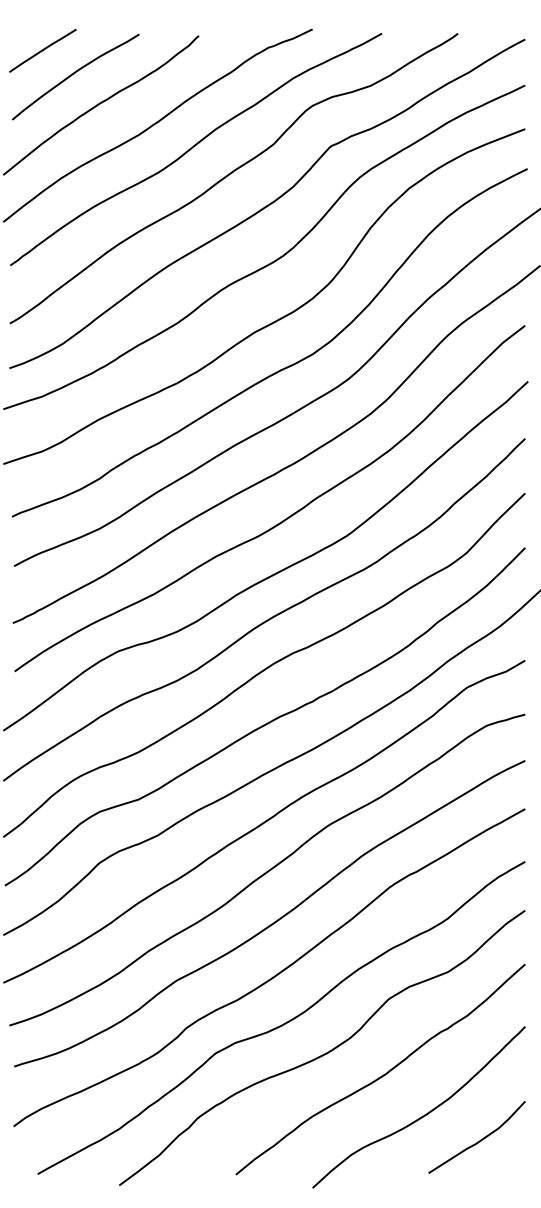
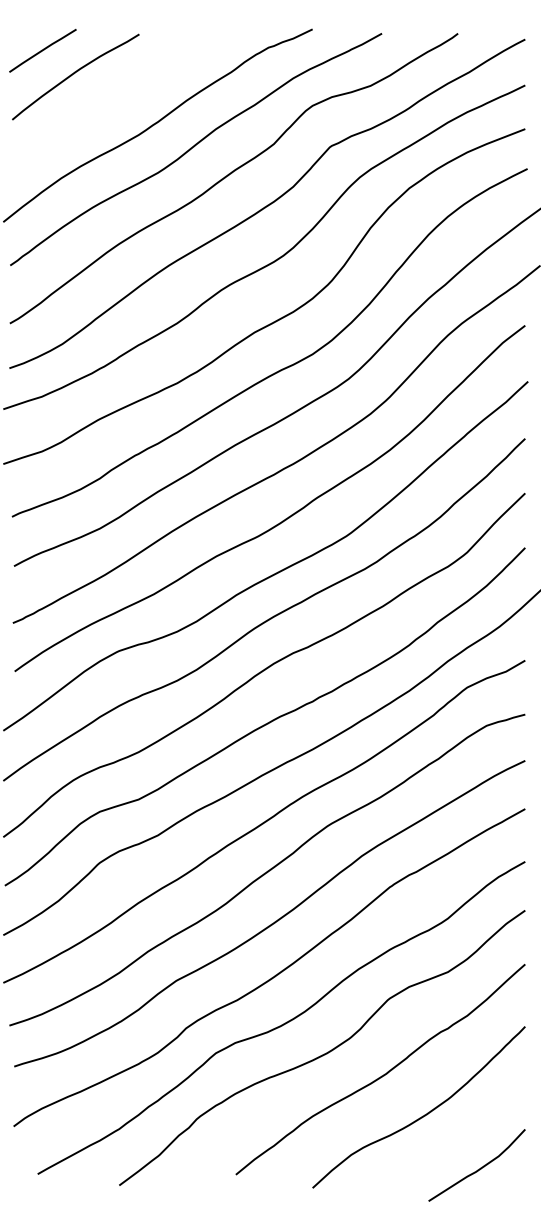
curve: present -> none (100, 104)
curve position: (477, 1141) -> (477, 1169) (477, 1169)
